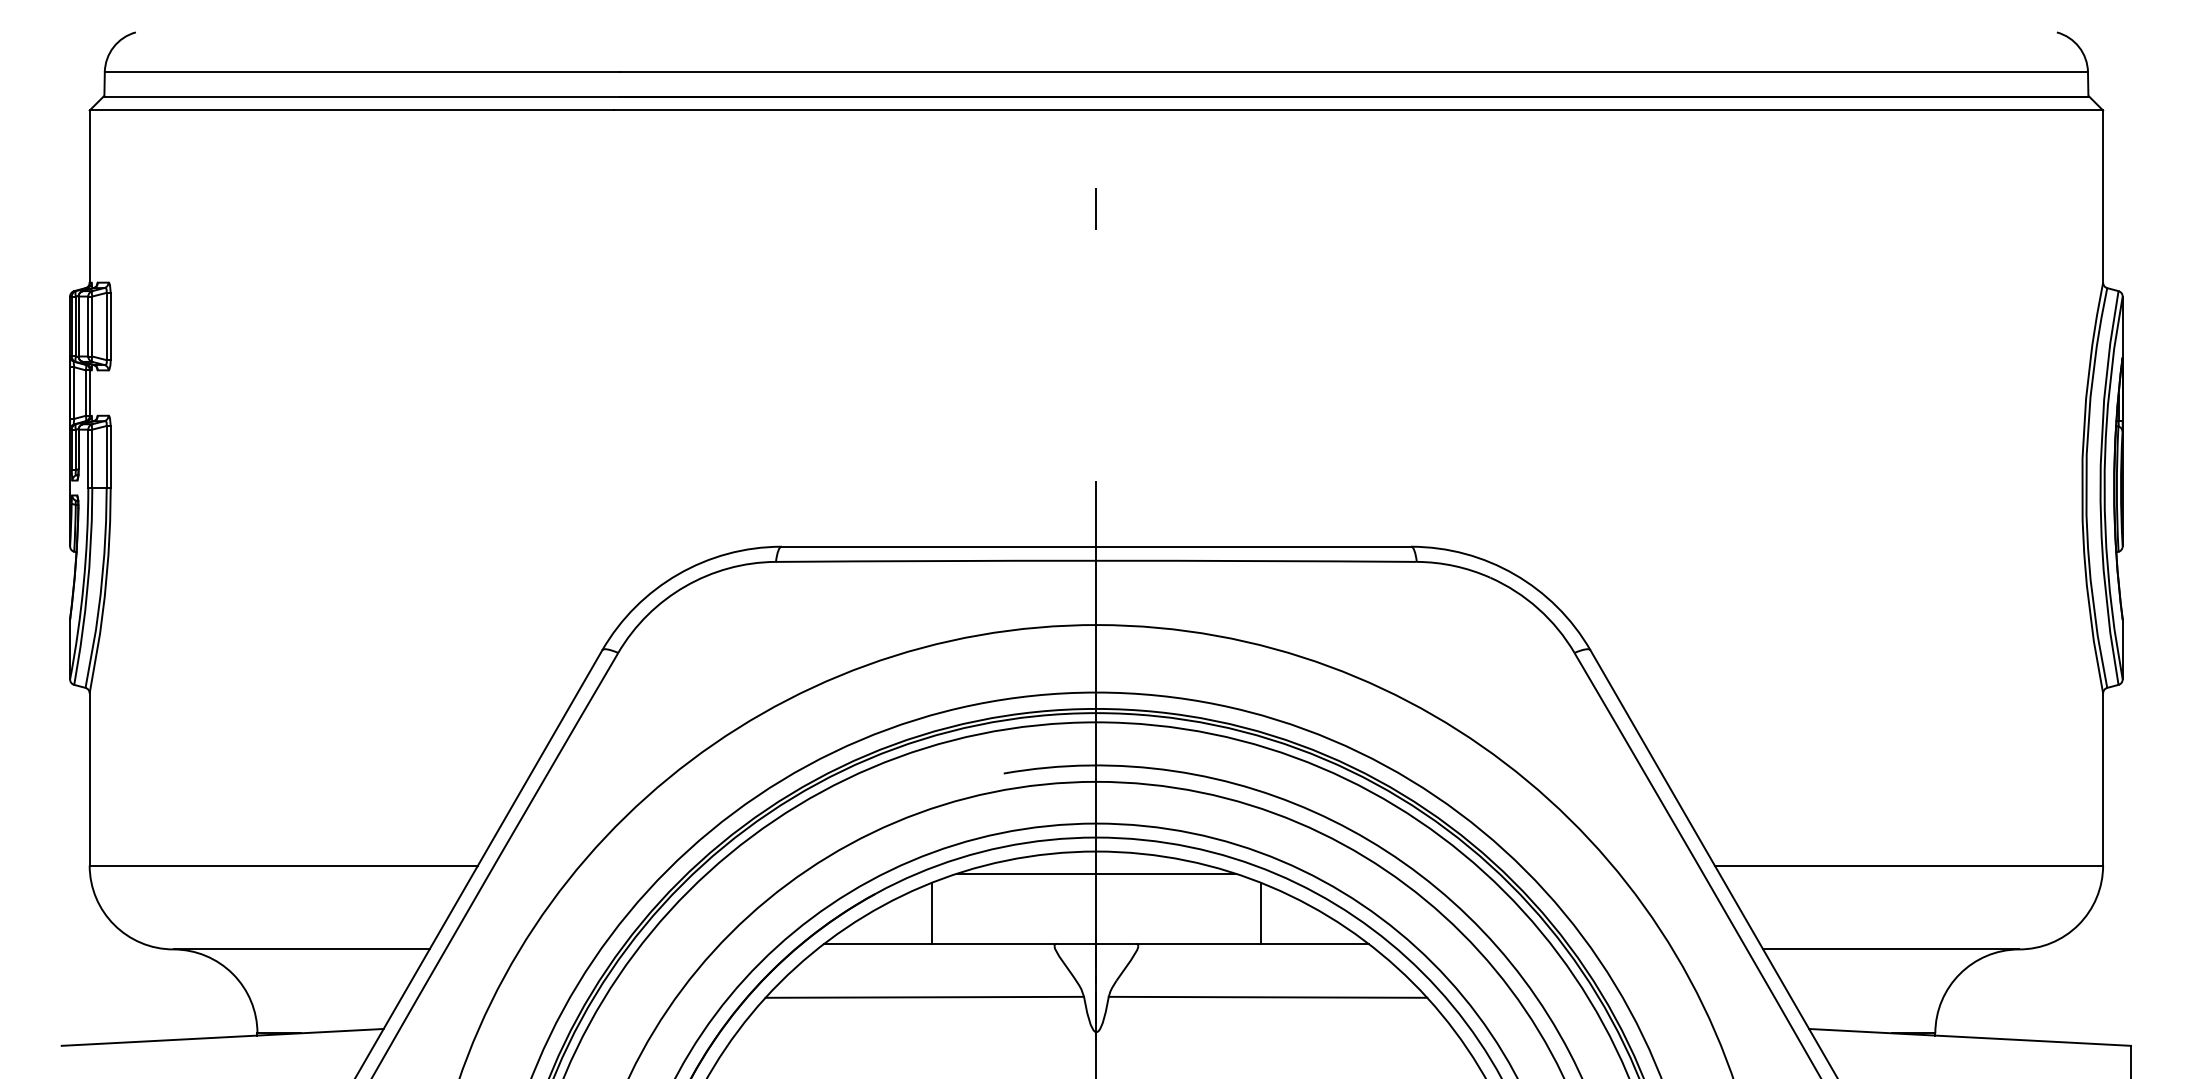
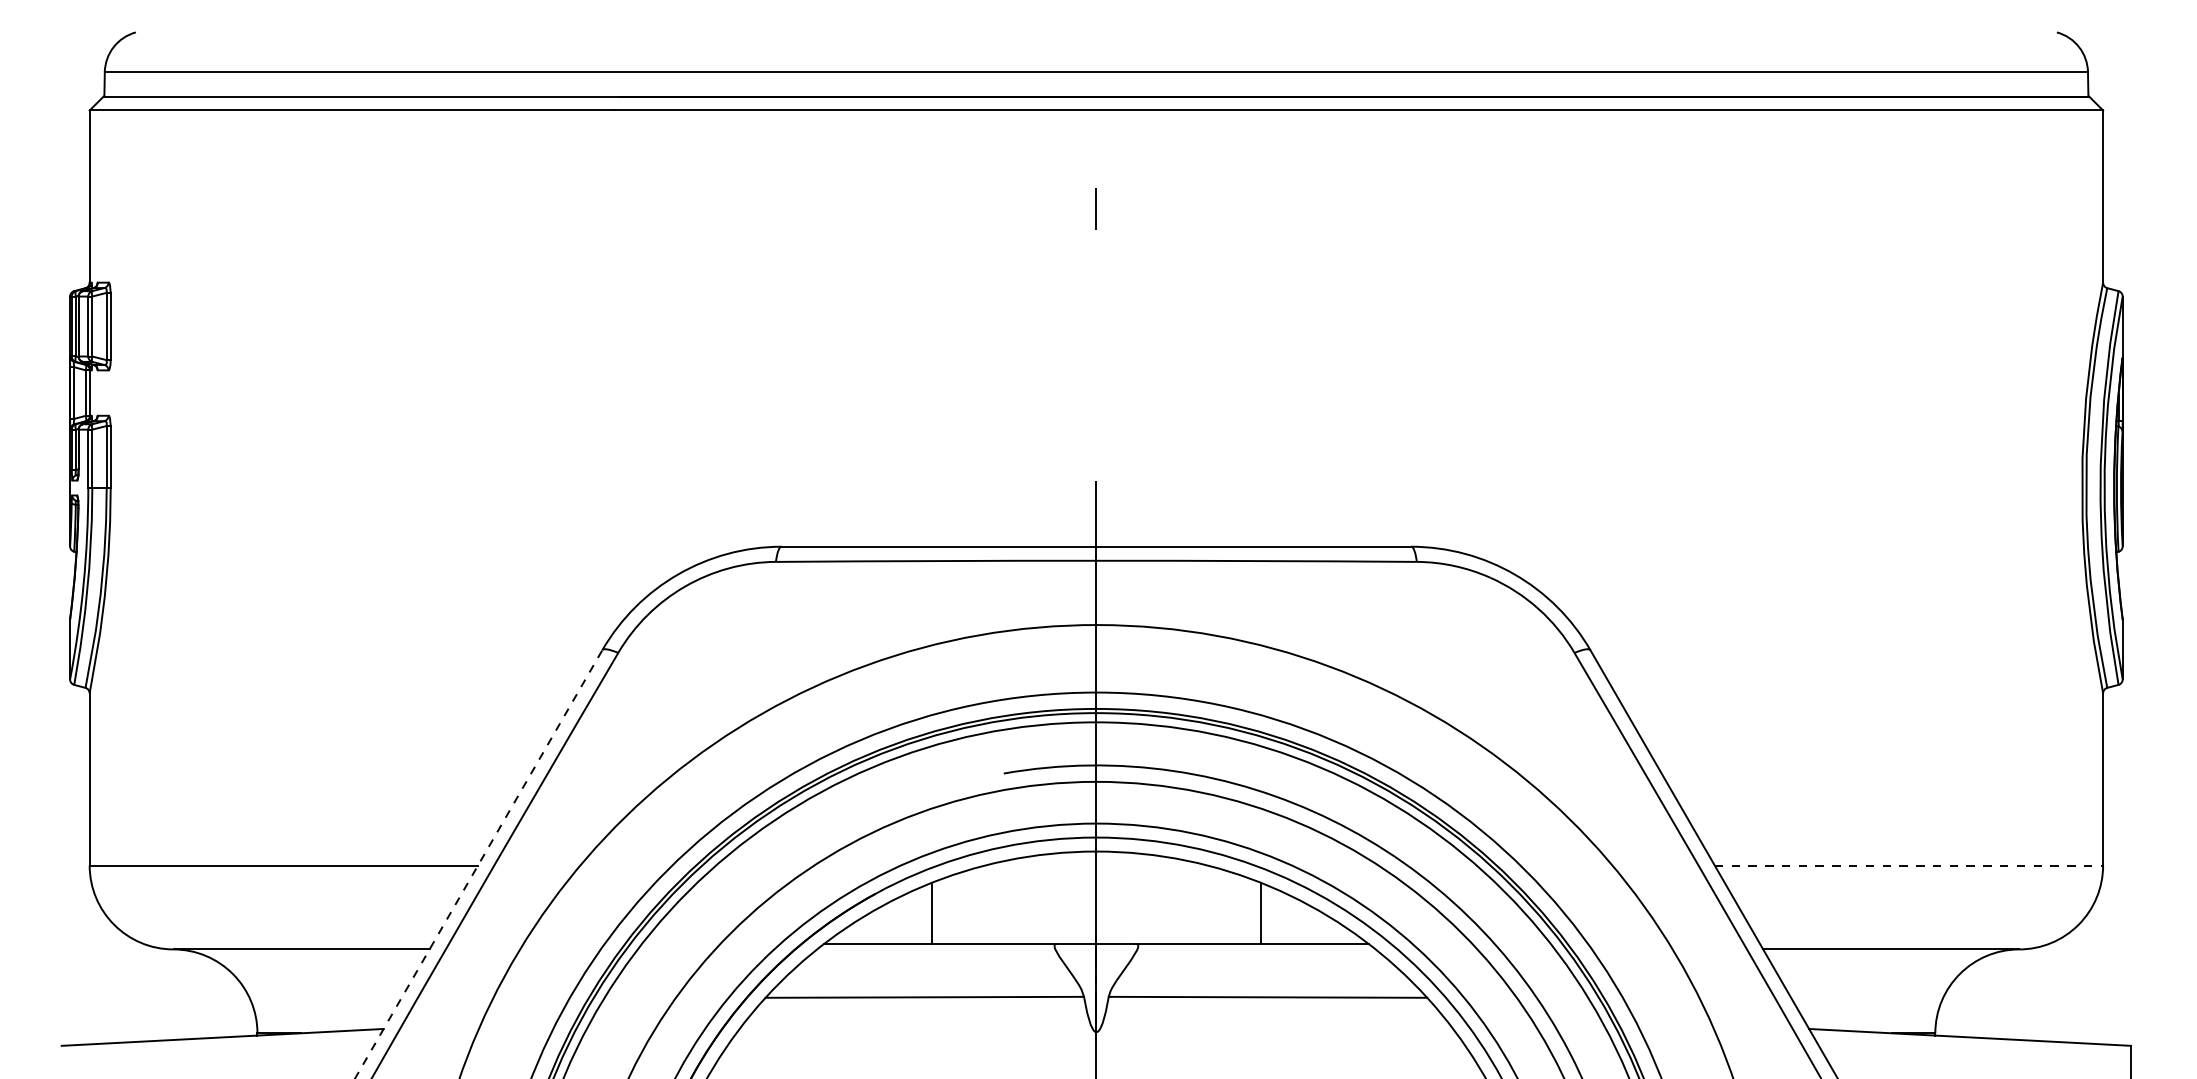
line: solid -> dashed (478, 864)
line: solid -> dashed (1909, 865)
line: present -> none (1096, 873)
